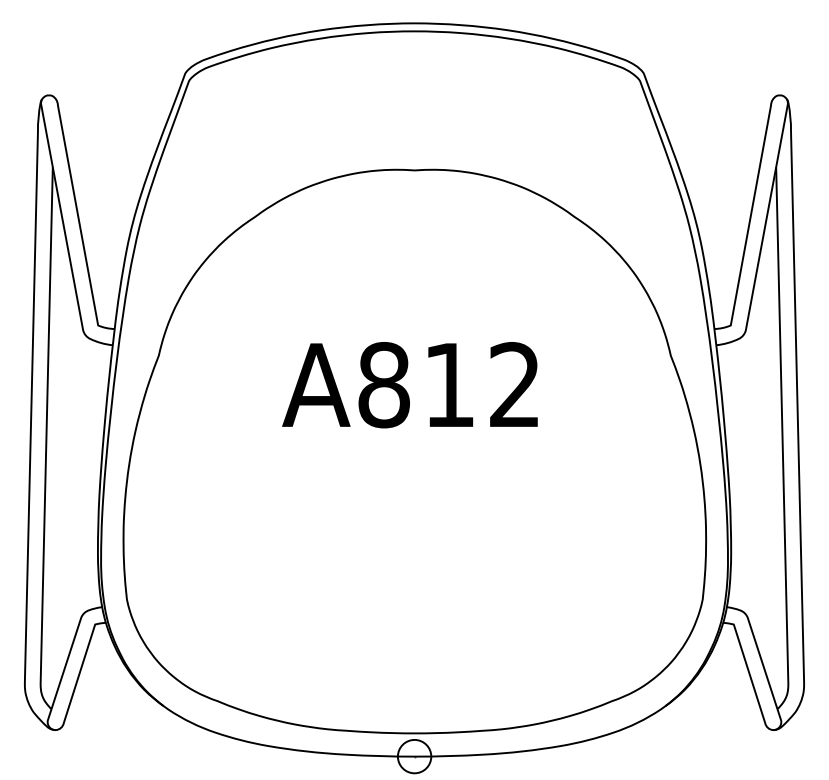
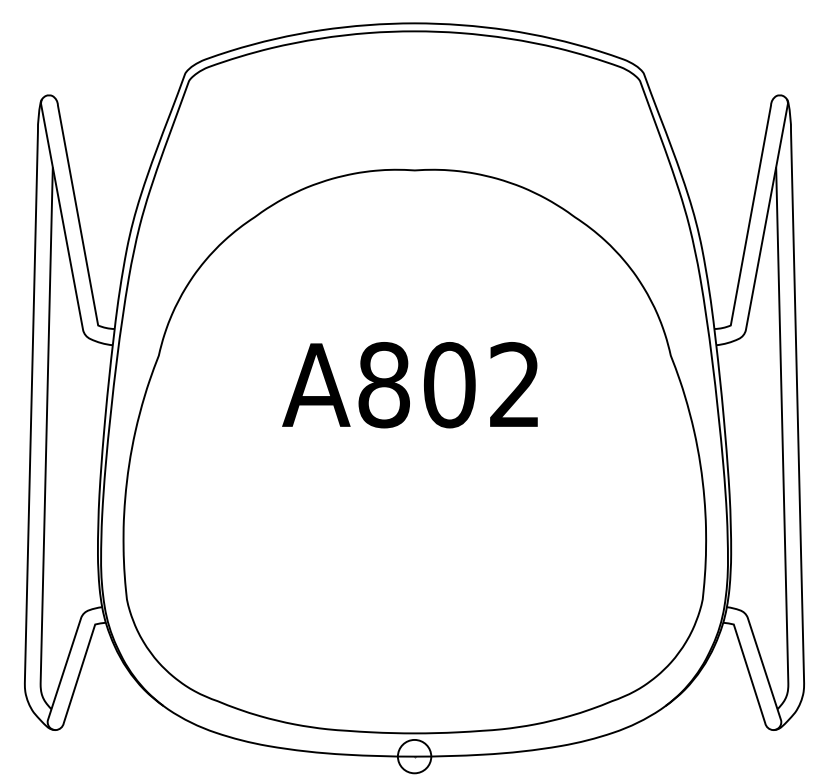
text: A812 -> A802 (449, 385)
